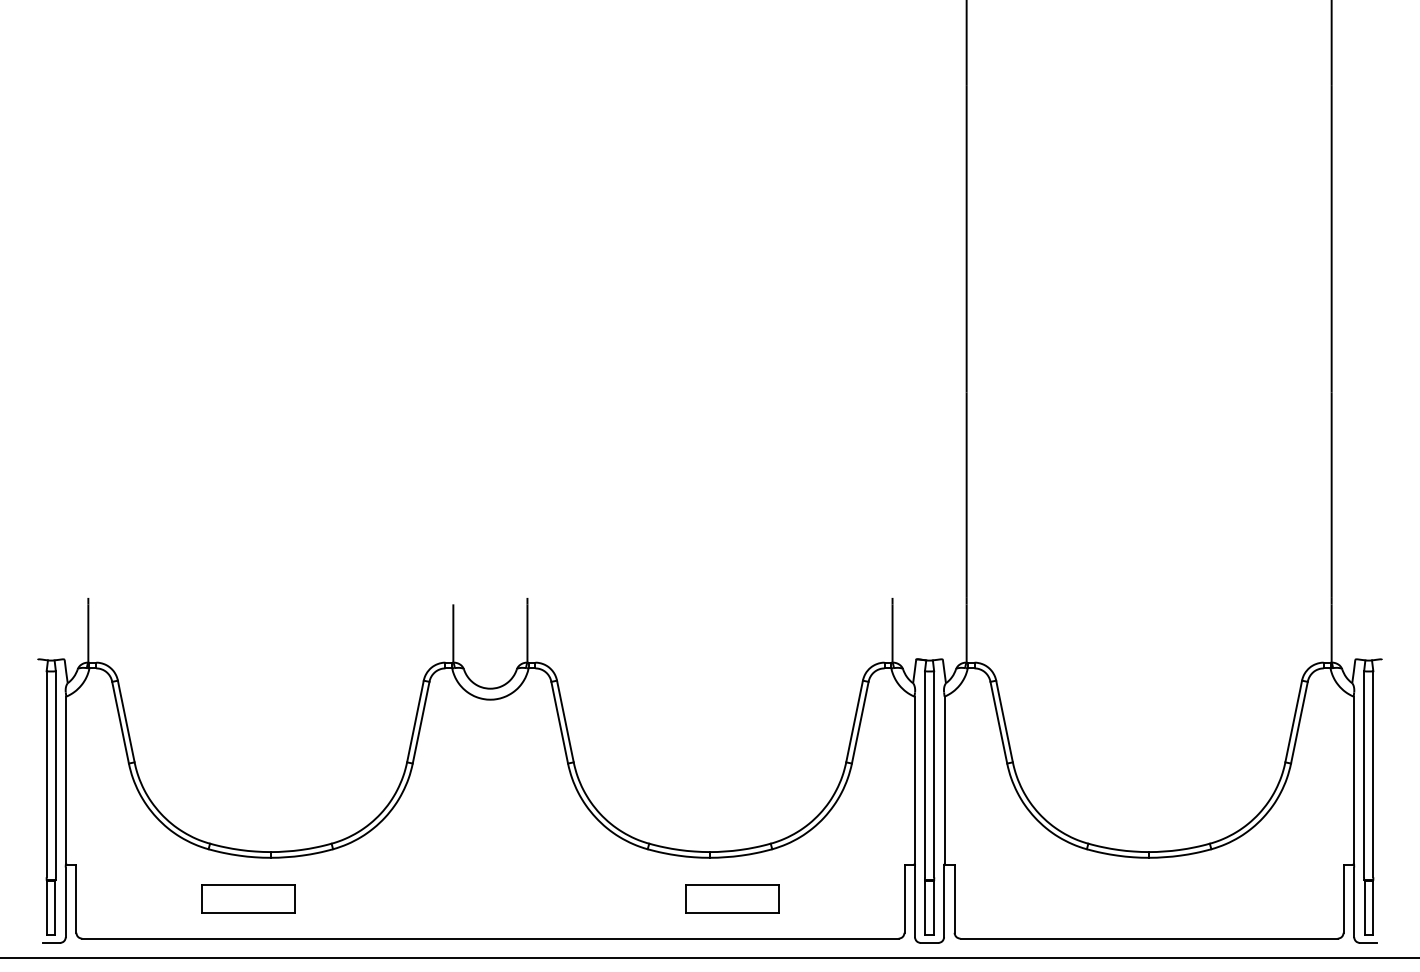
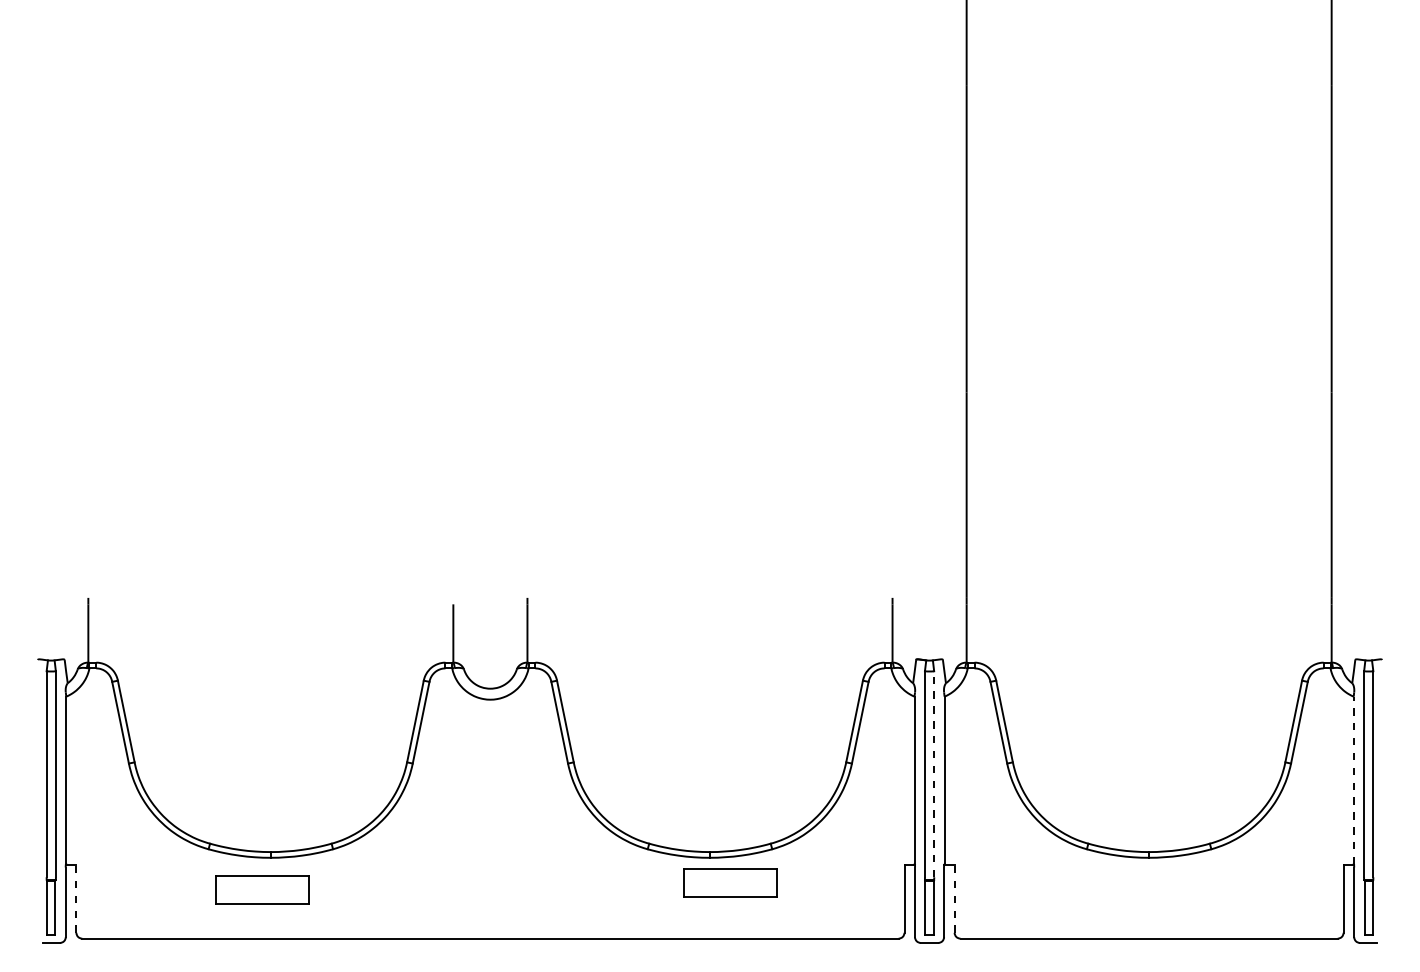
line: solid -> dashed (934, 773)
line: solid -> dashed (1353, 780)
line: solid -> dashed (76, 898)
part position: (248, 898) -> (262, 889) (262, 889)
part position: (732, 898) -> (730, 882) (730, 882)
line: solid -> dashed (954, 898)
line: present -> none (709, 957)
